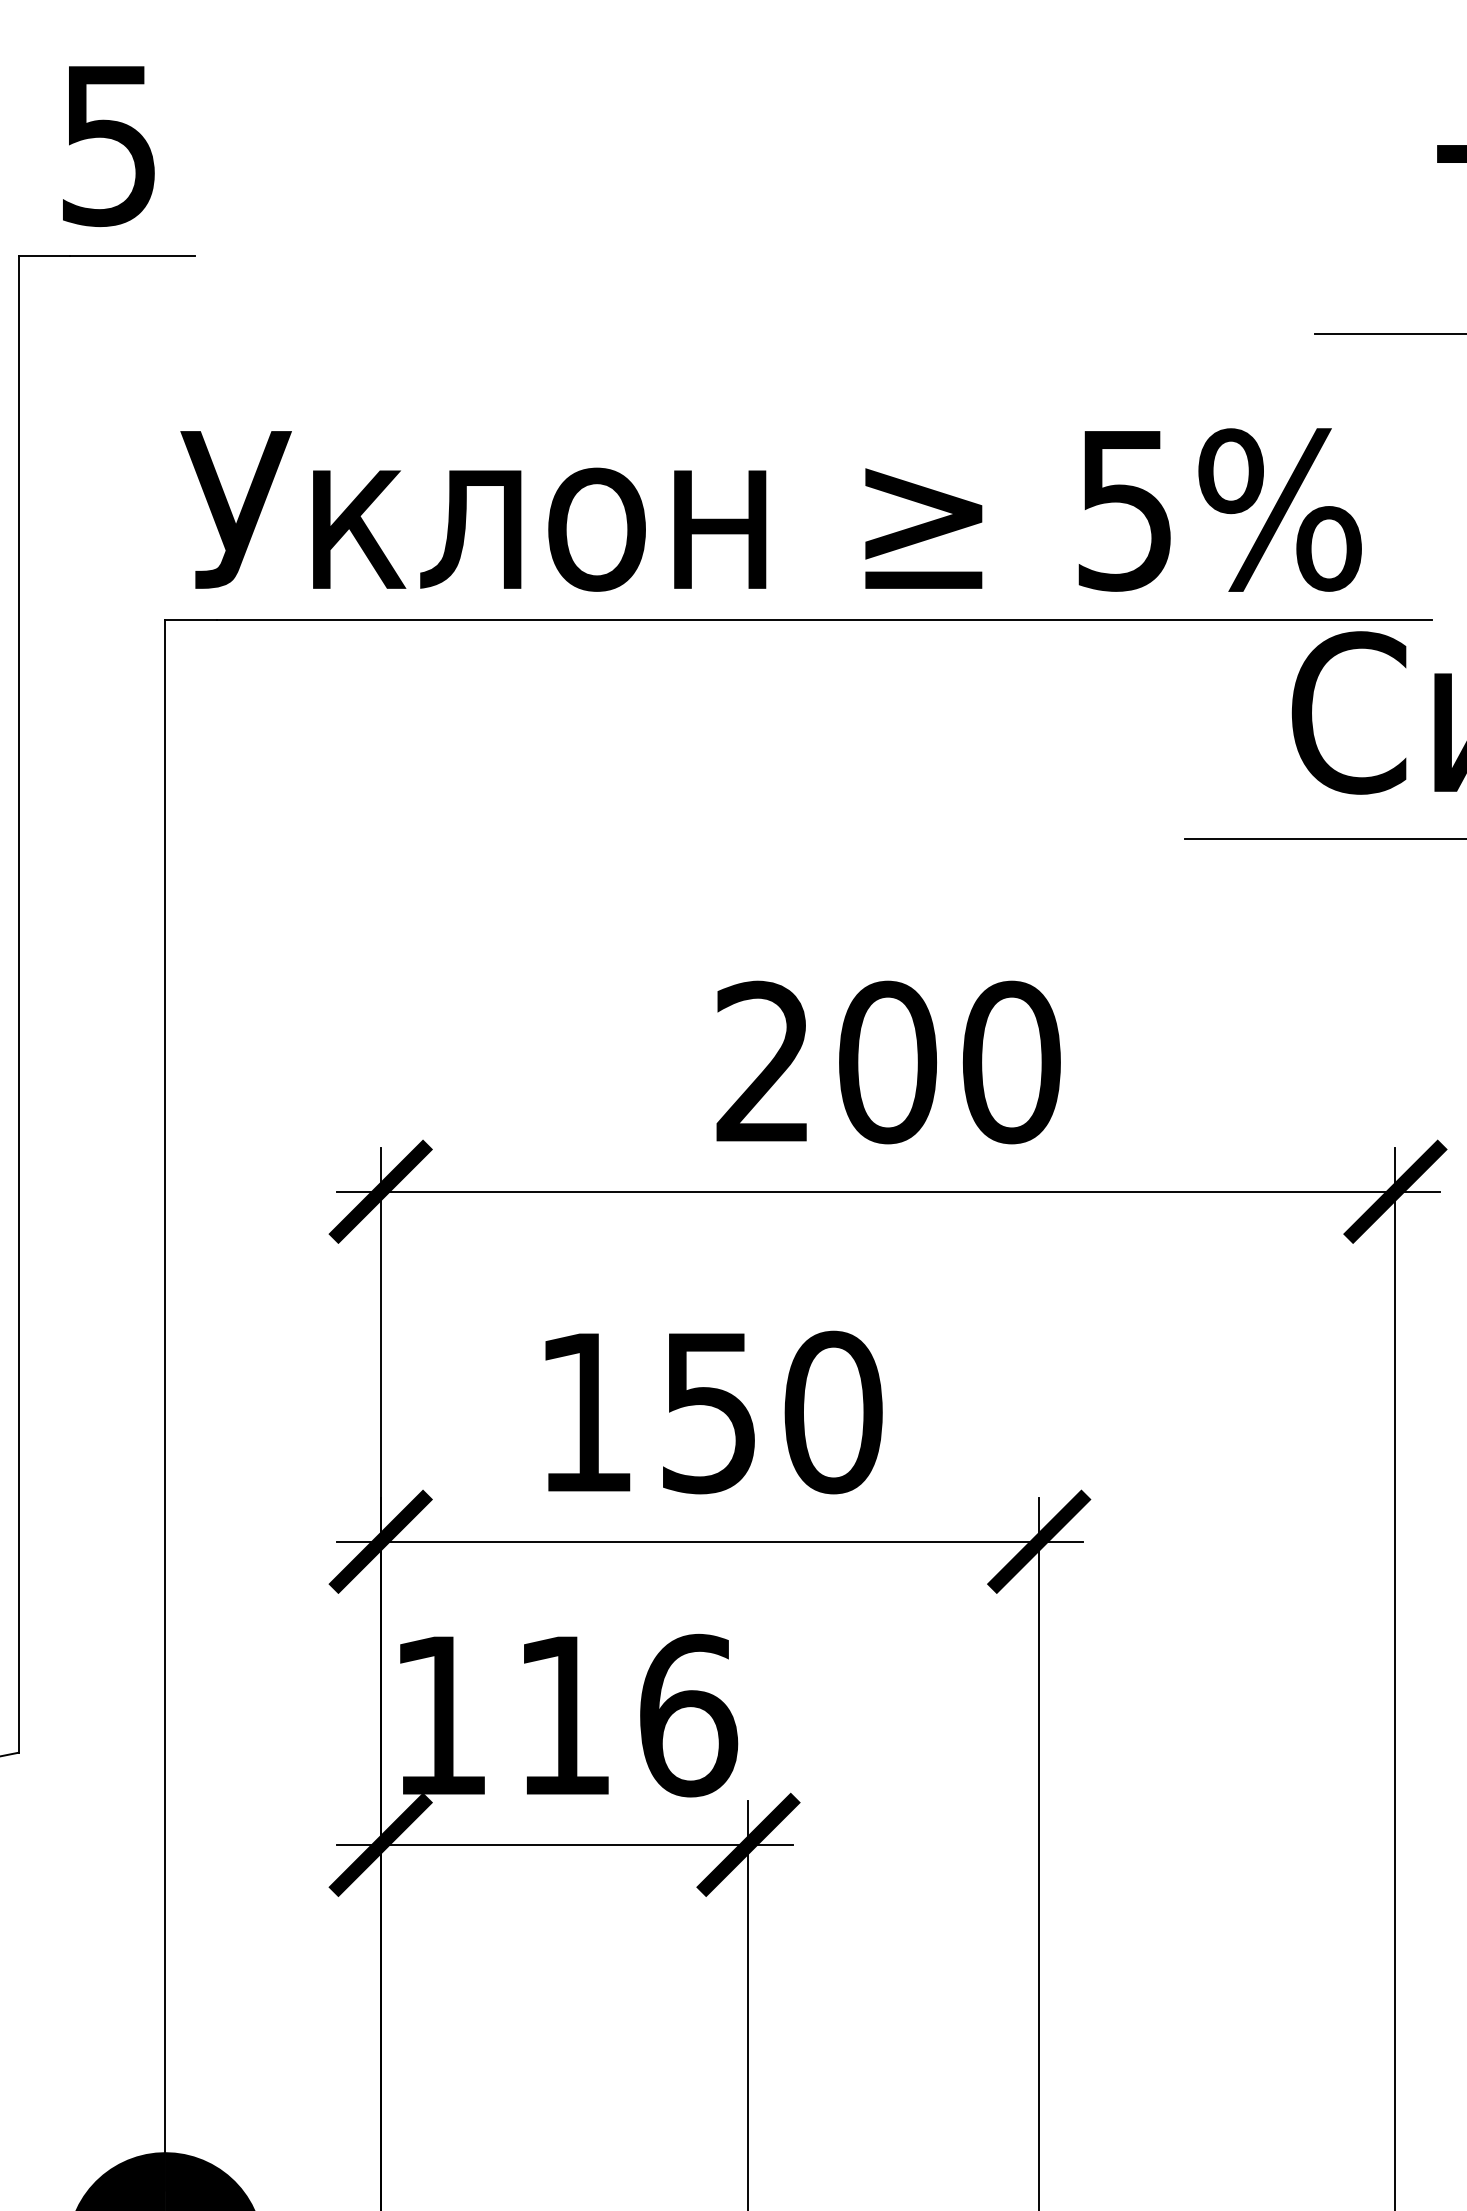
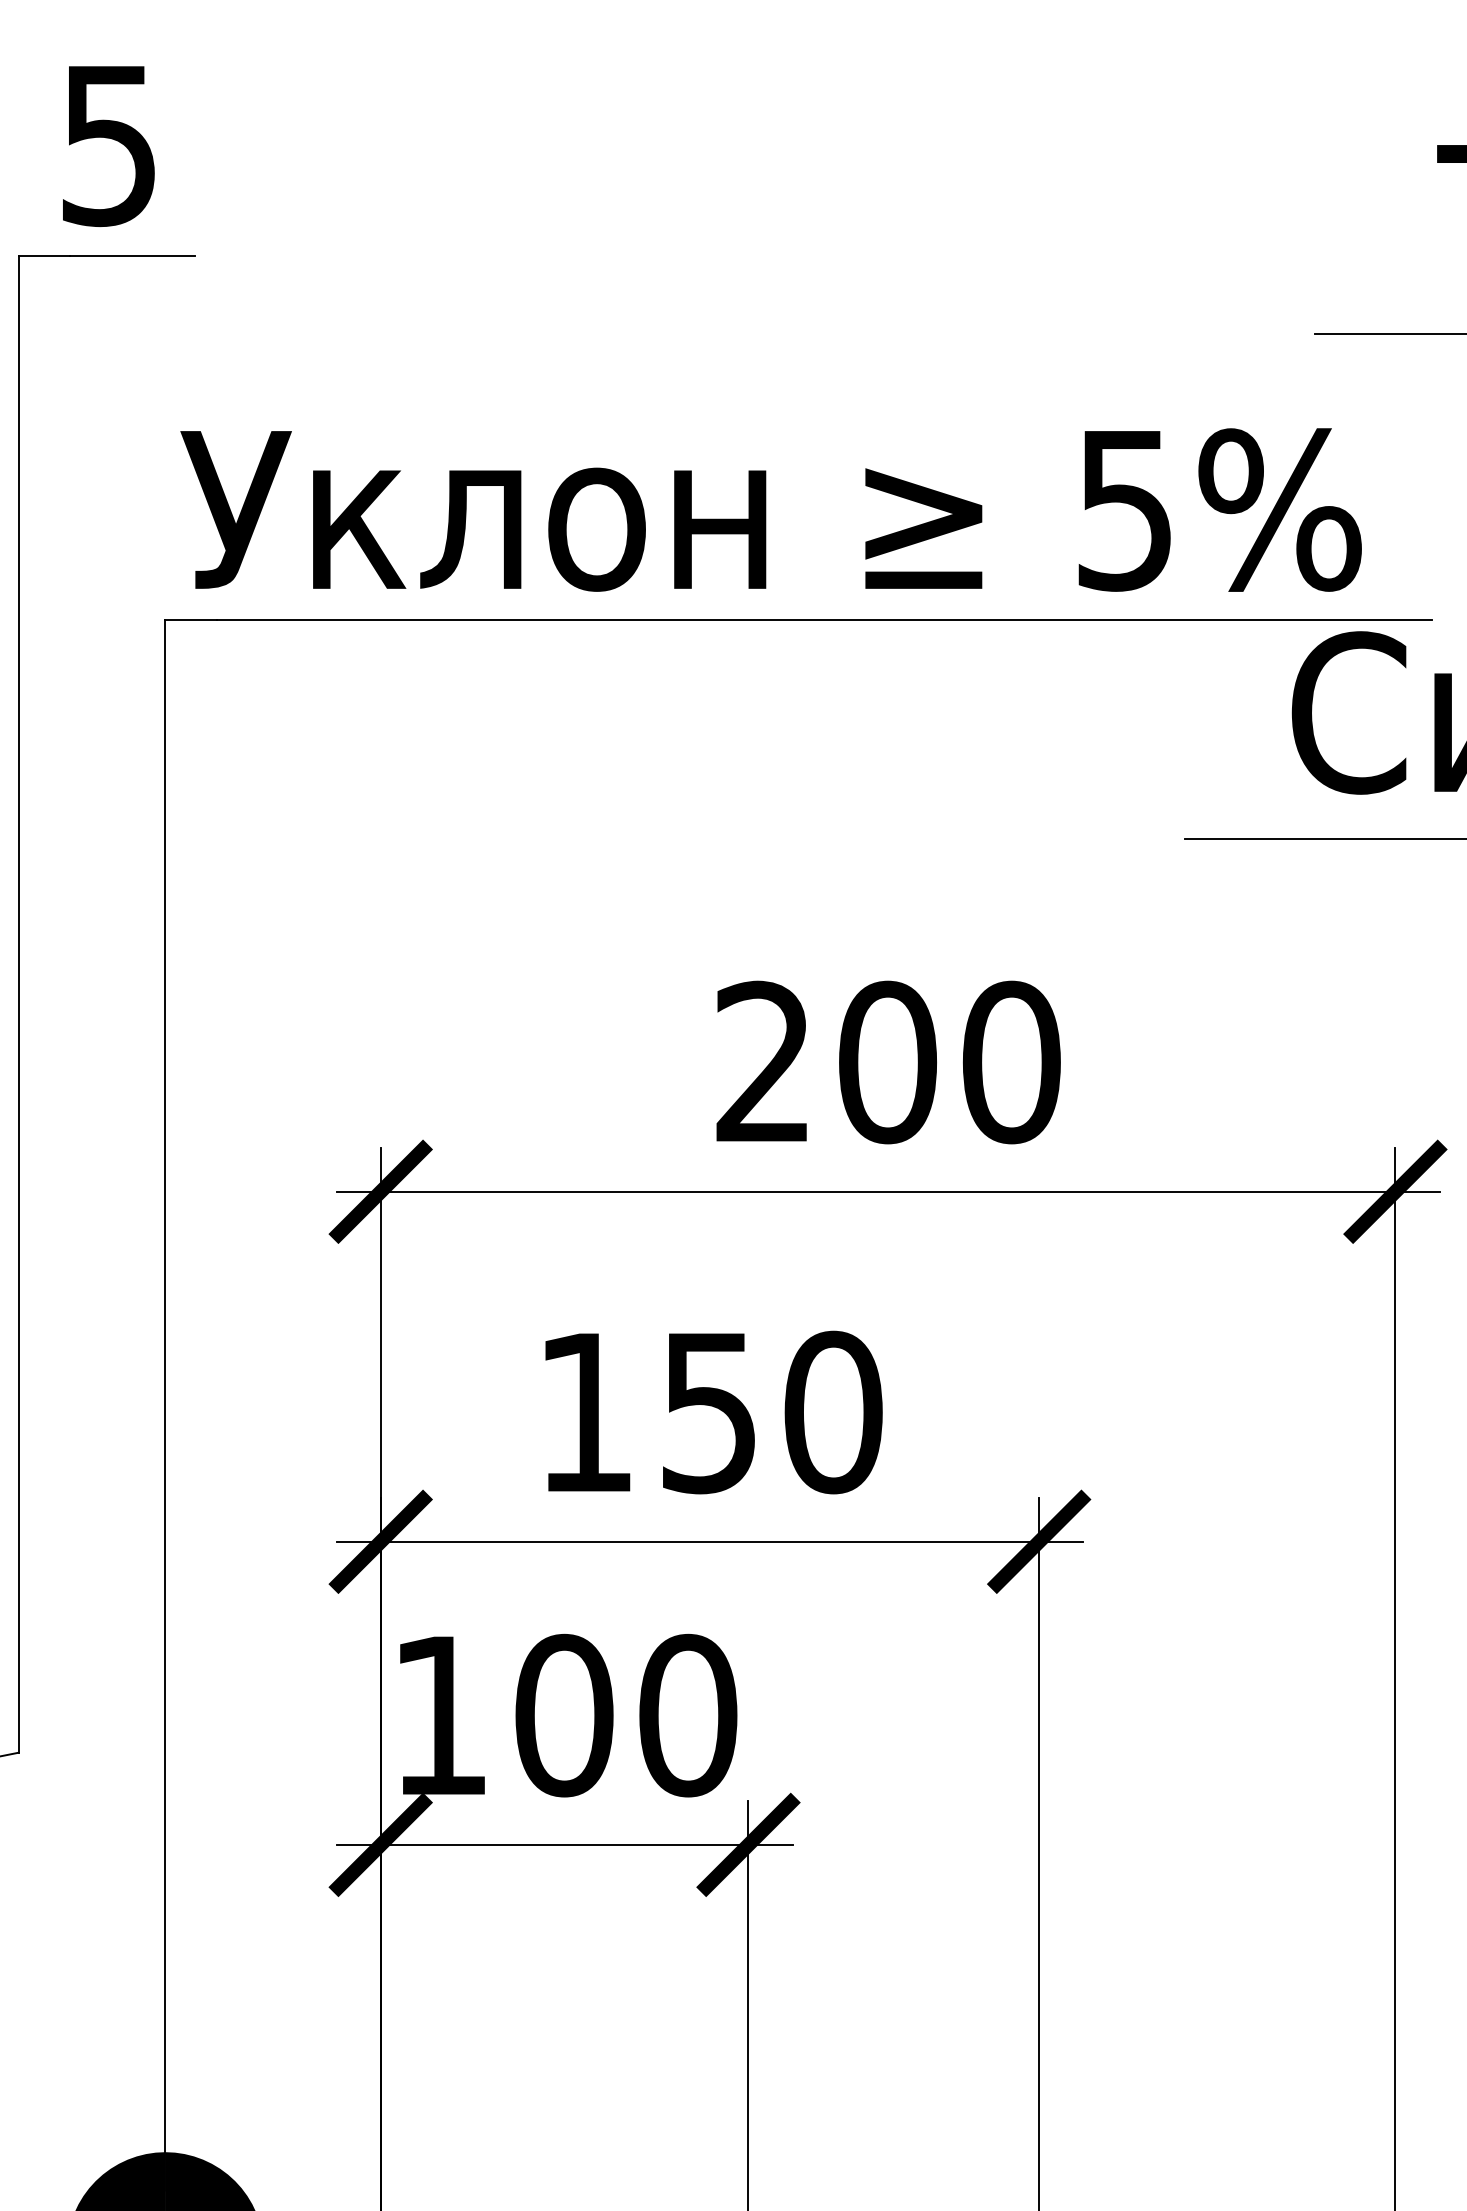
text: 116 -> 100 (626, 1715)
